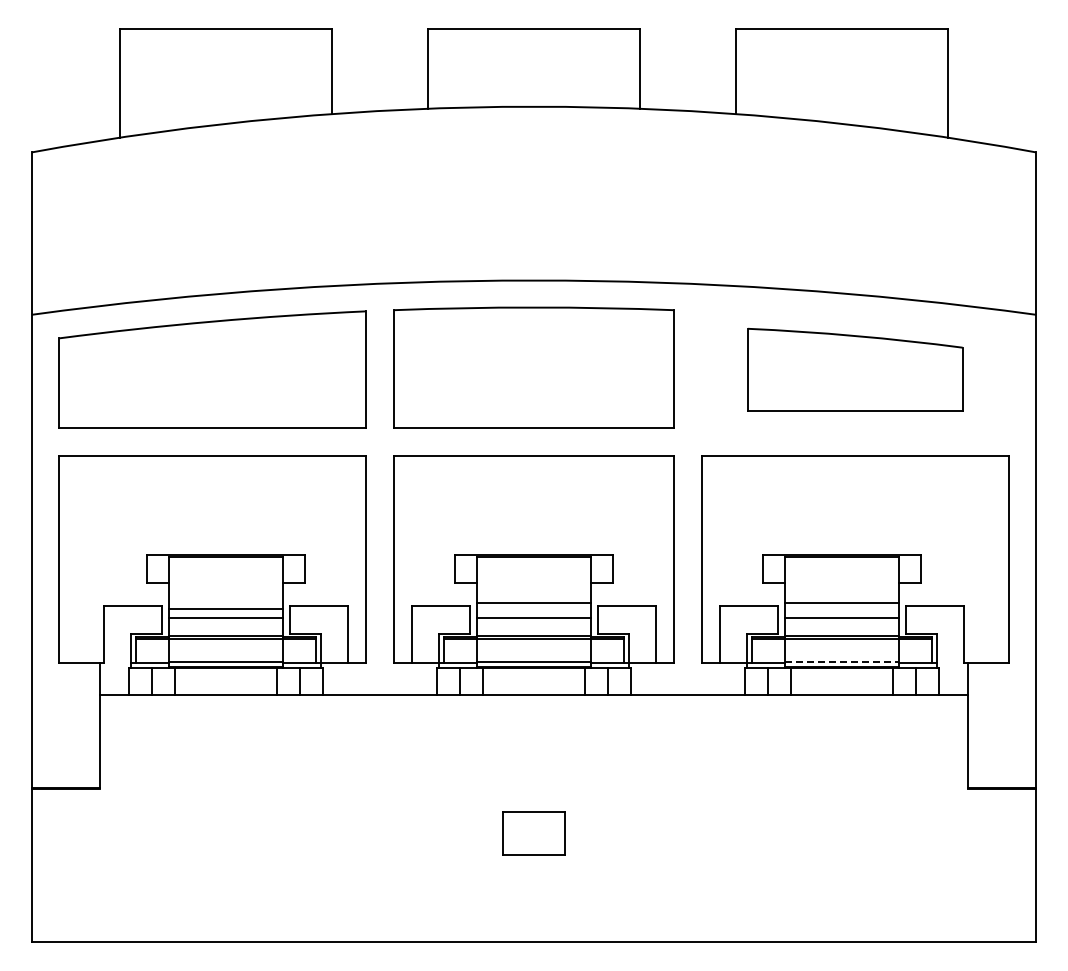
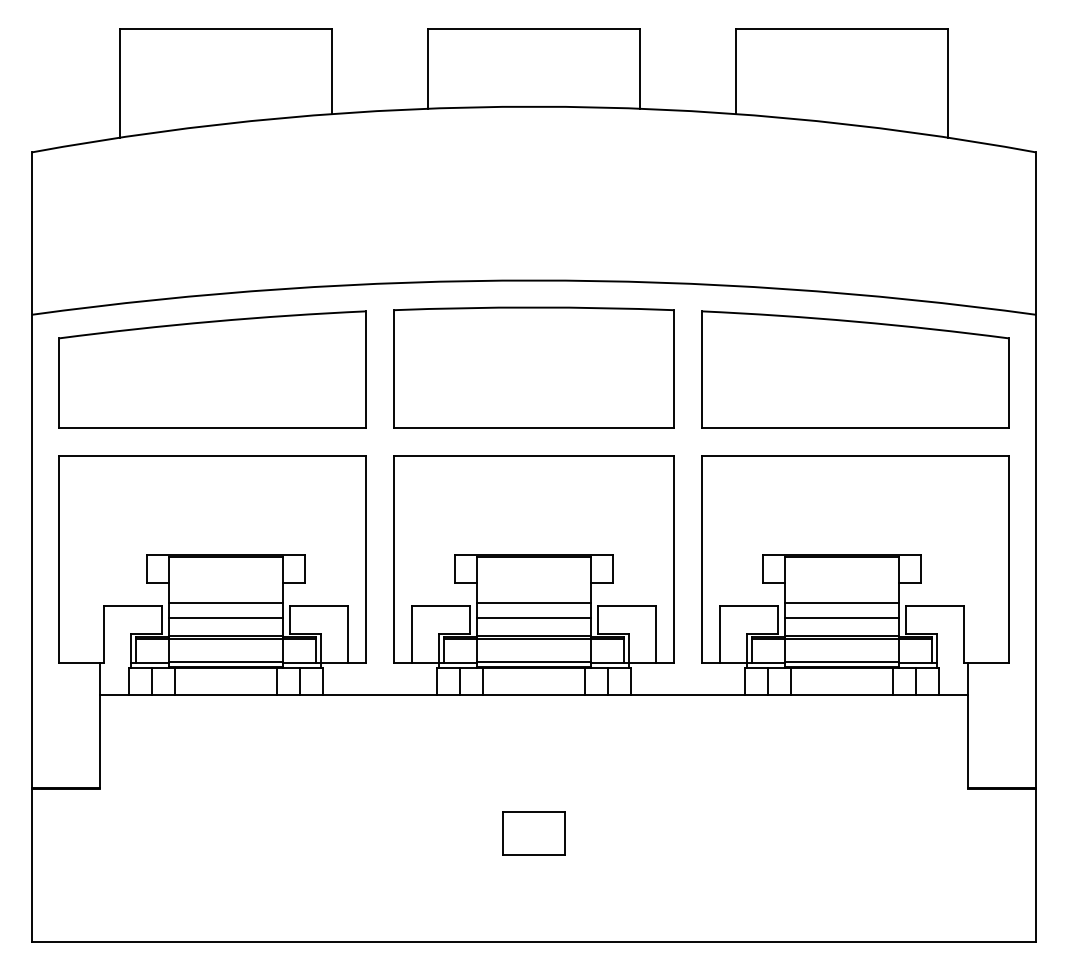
part size: 217x85 px -> 309x119 px (855, 369)
line position: (225, 609) -> (225, 603) (225, 603)
line: dashed -> solid (842, 662)
